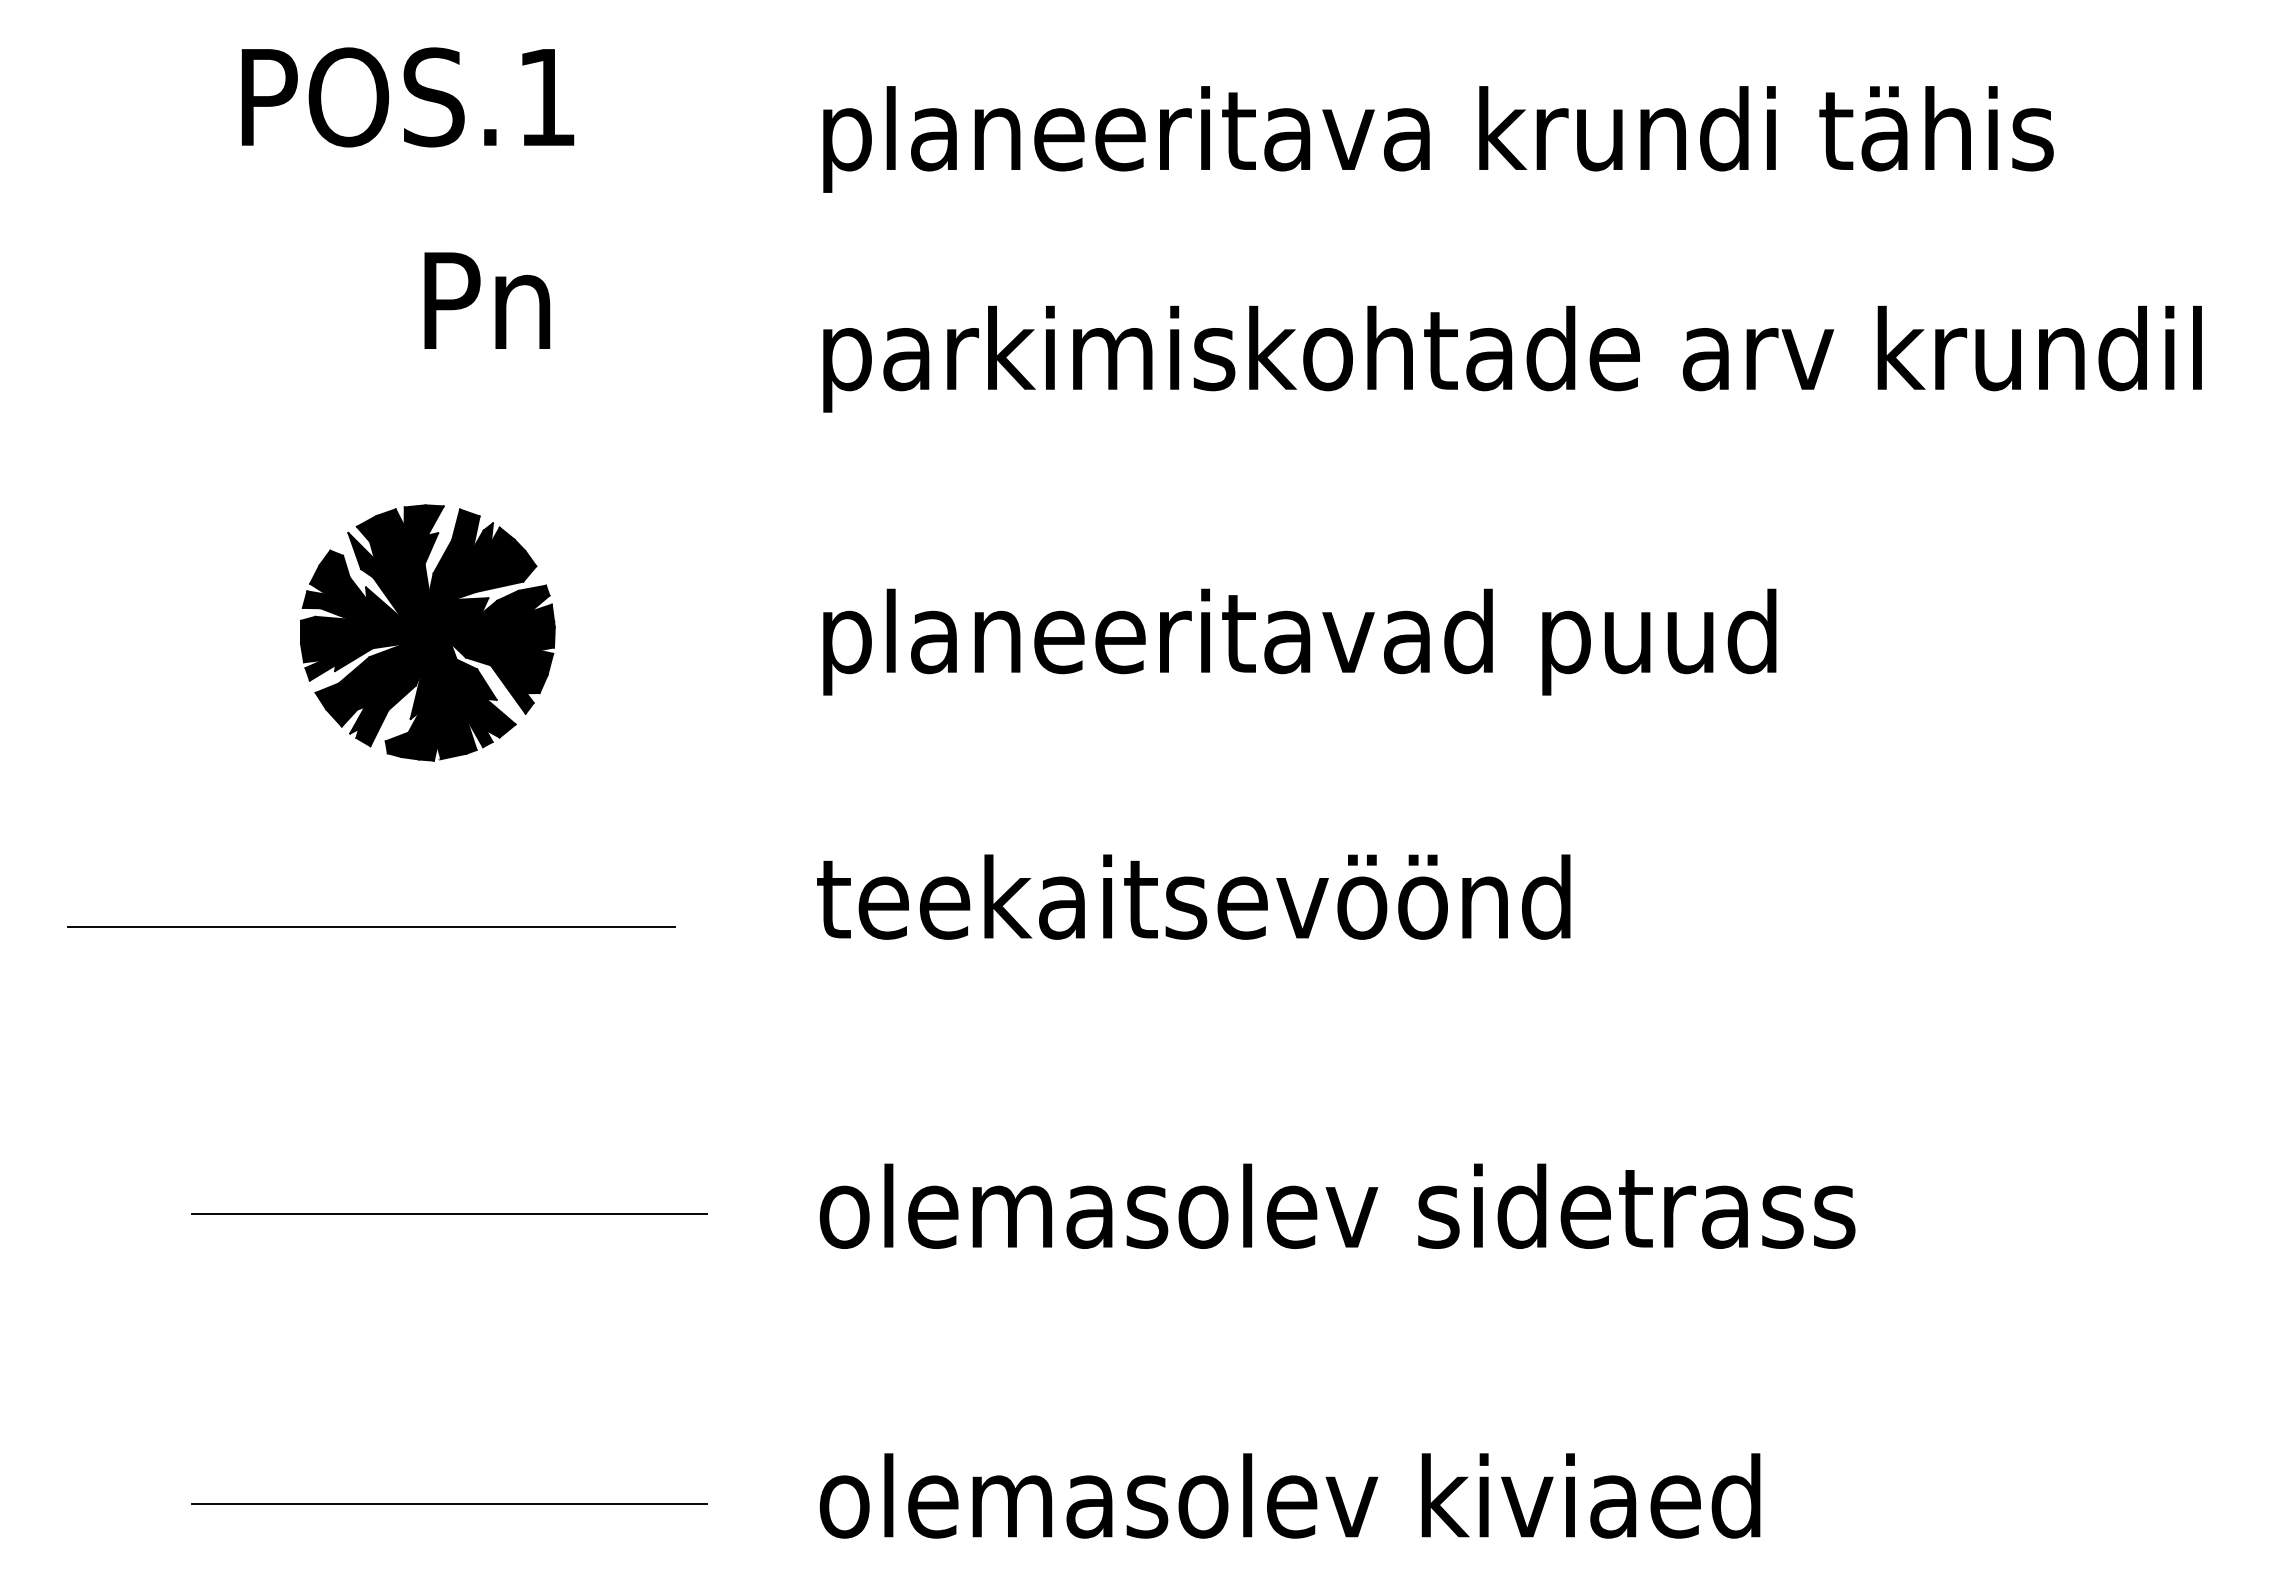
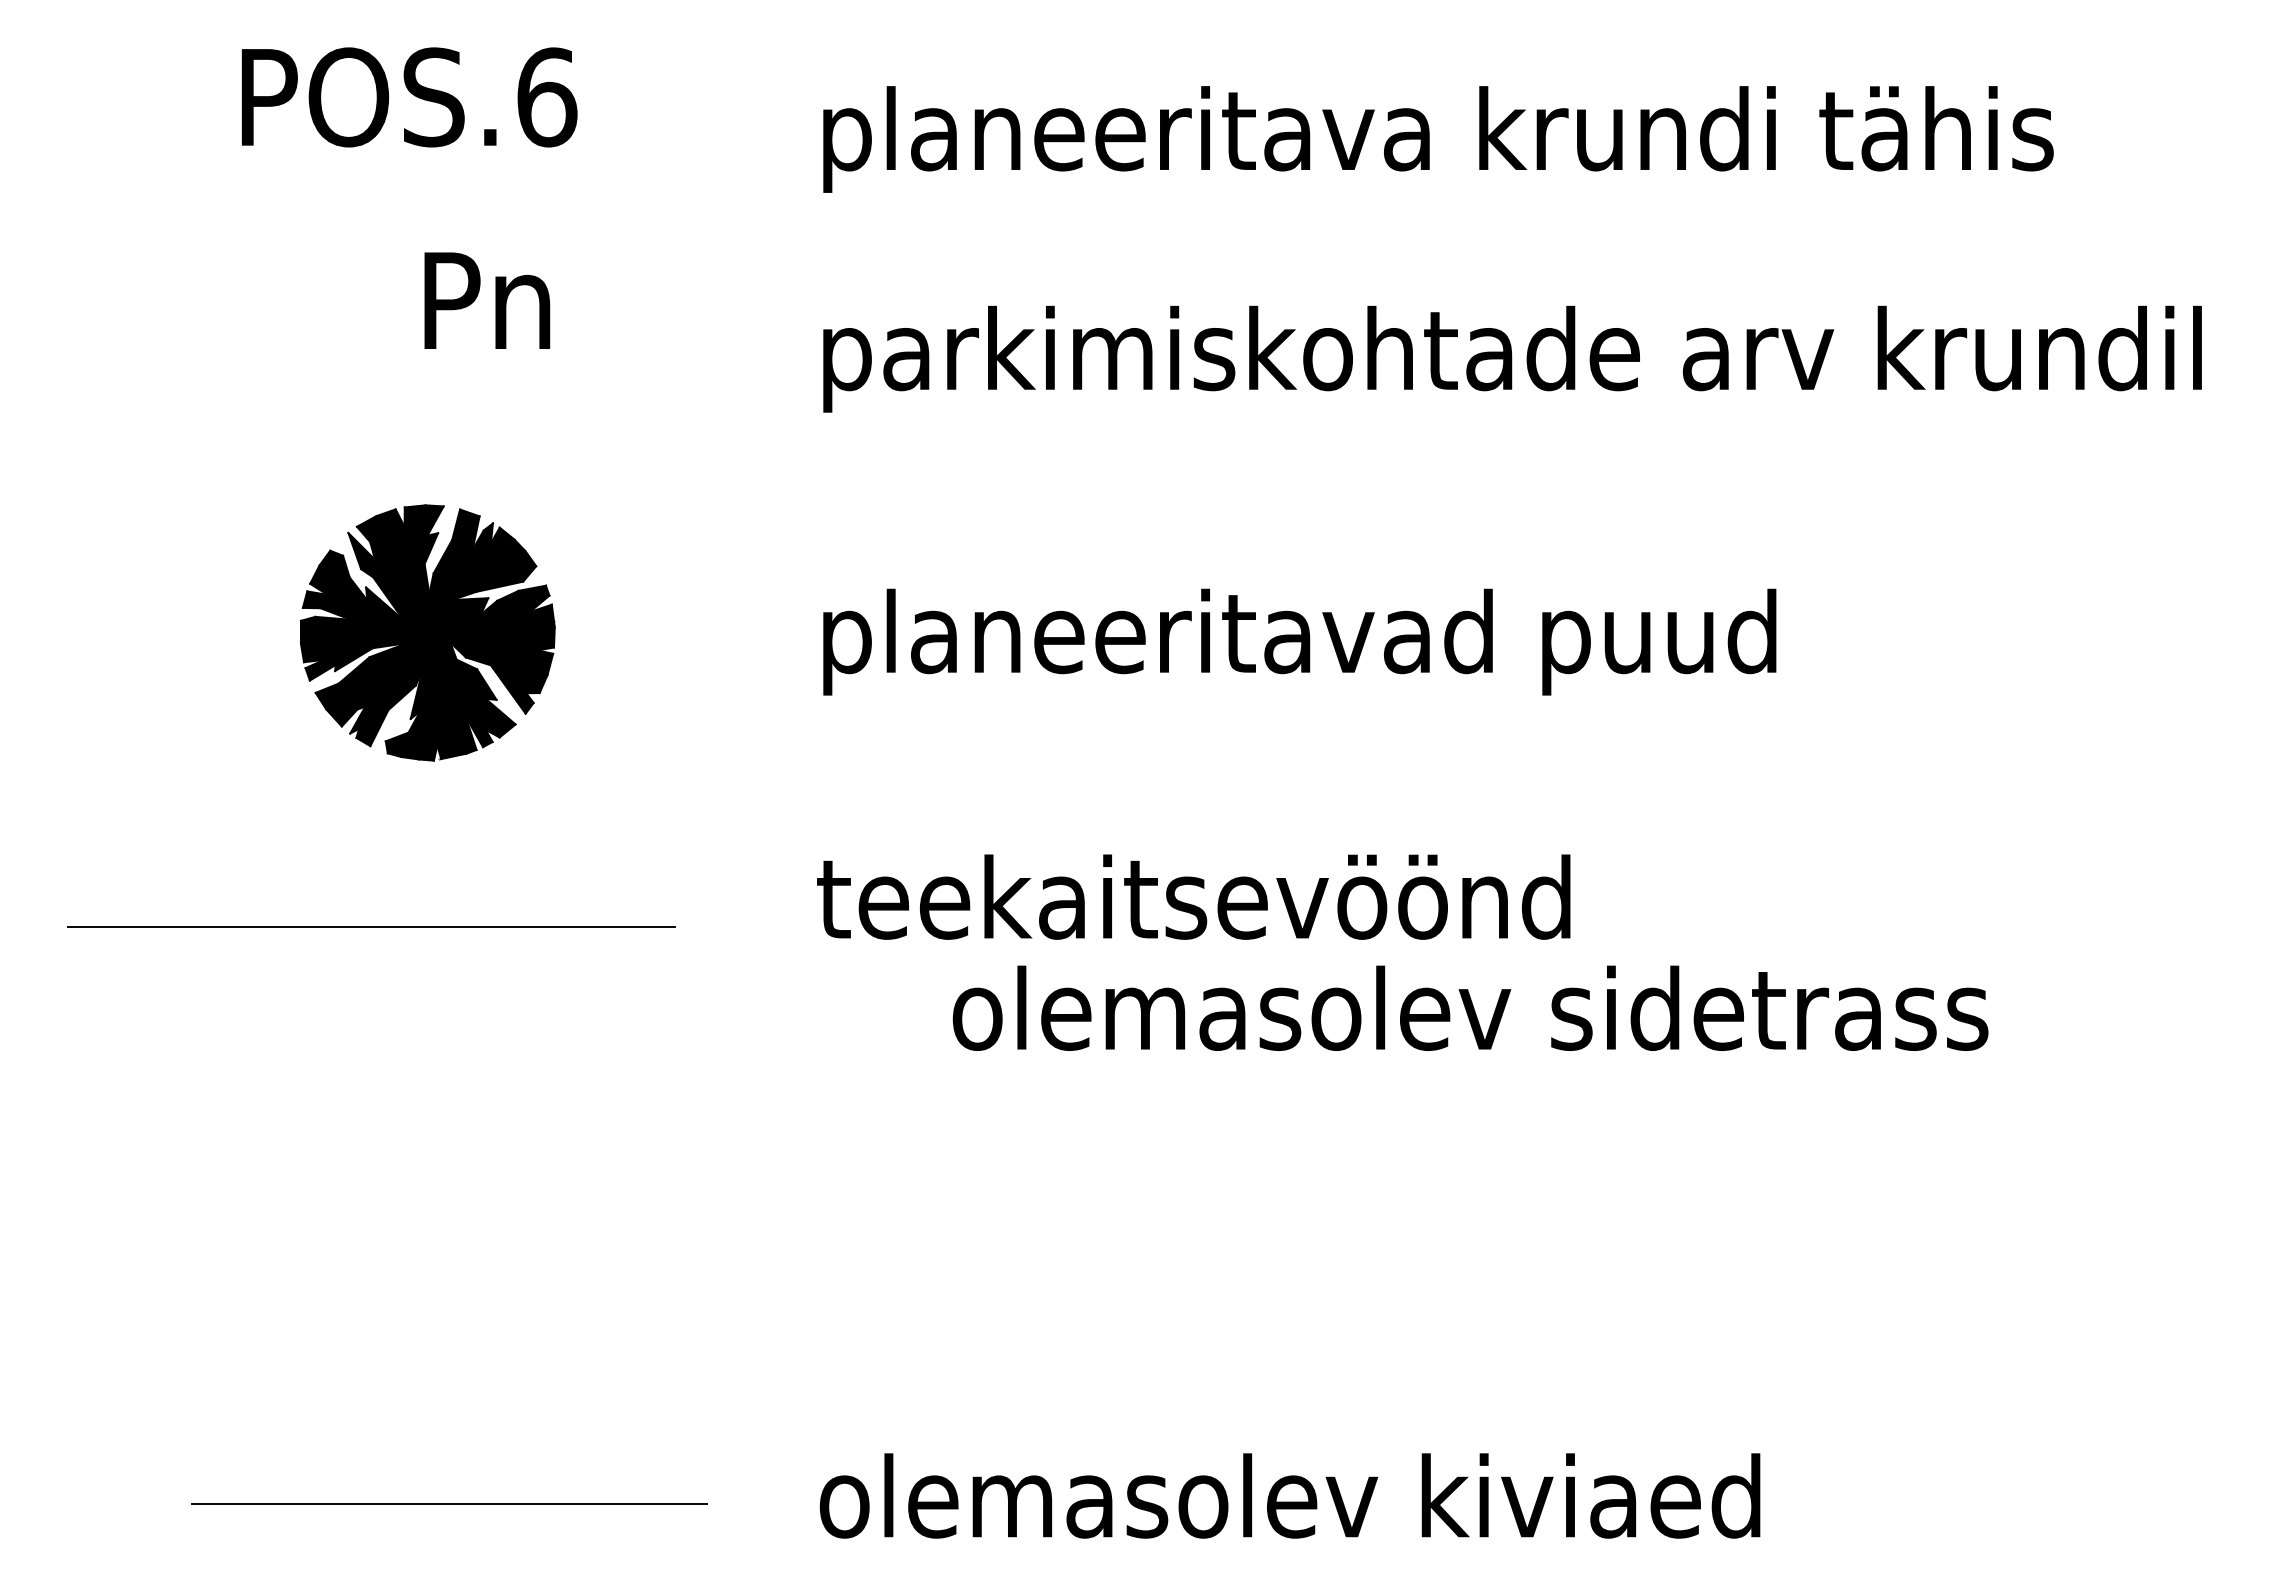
text: POS.1 -> POS.6 (547, 97)
text position: (1337, 1205) -> (1470, 1007) (1470, 1007)
line: present -> none (448, 1214)
